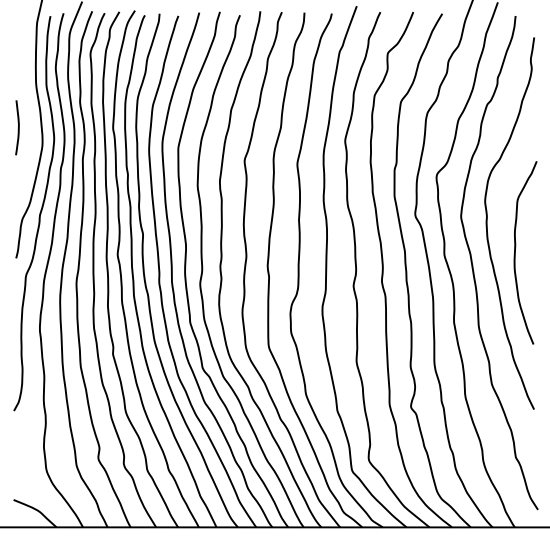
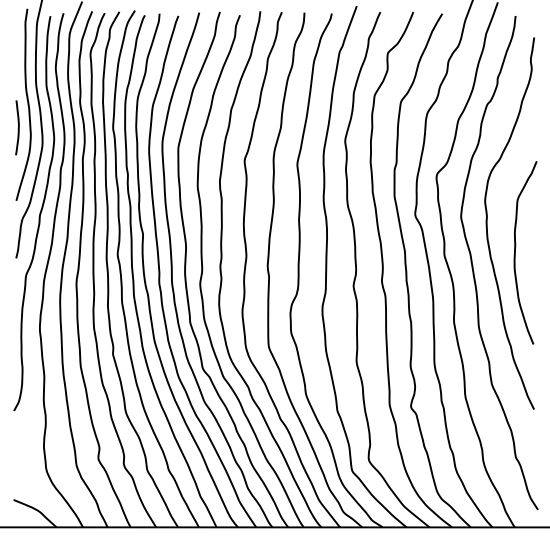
curve: none -> present (27, 104)
